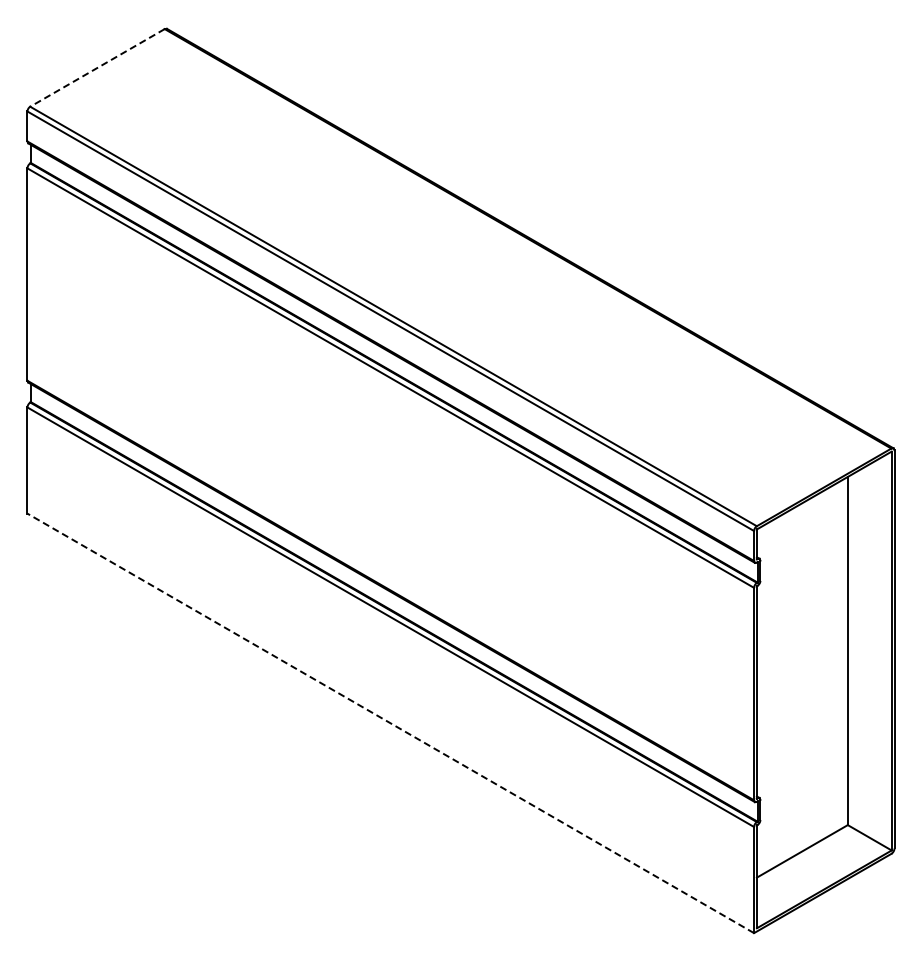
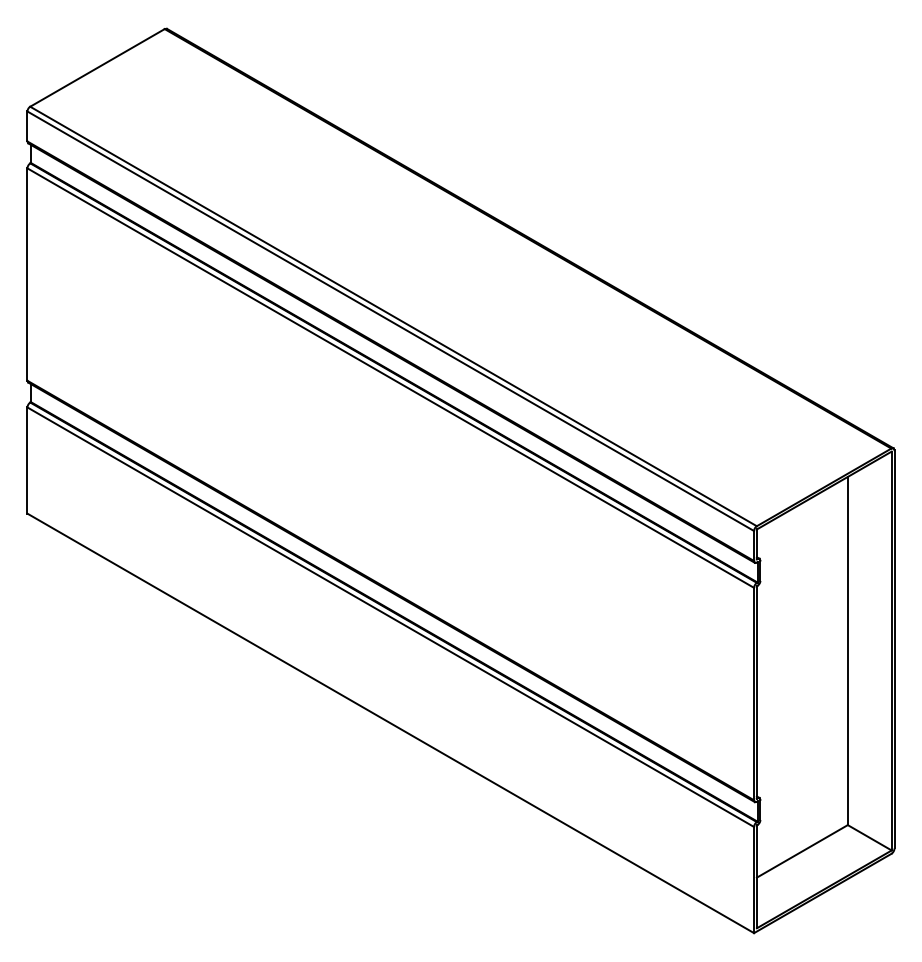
line: dashed -> solid (97, 67)
line: dashed -> solid (390, 723)
